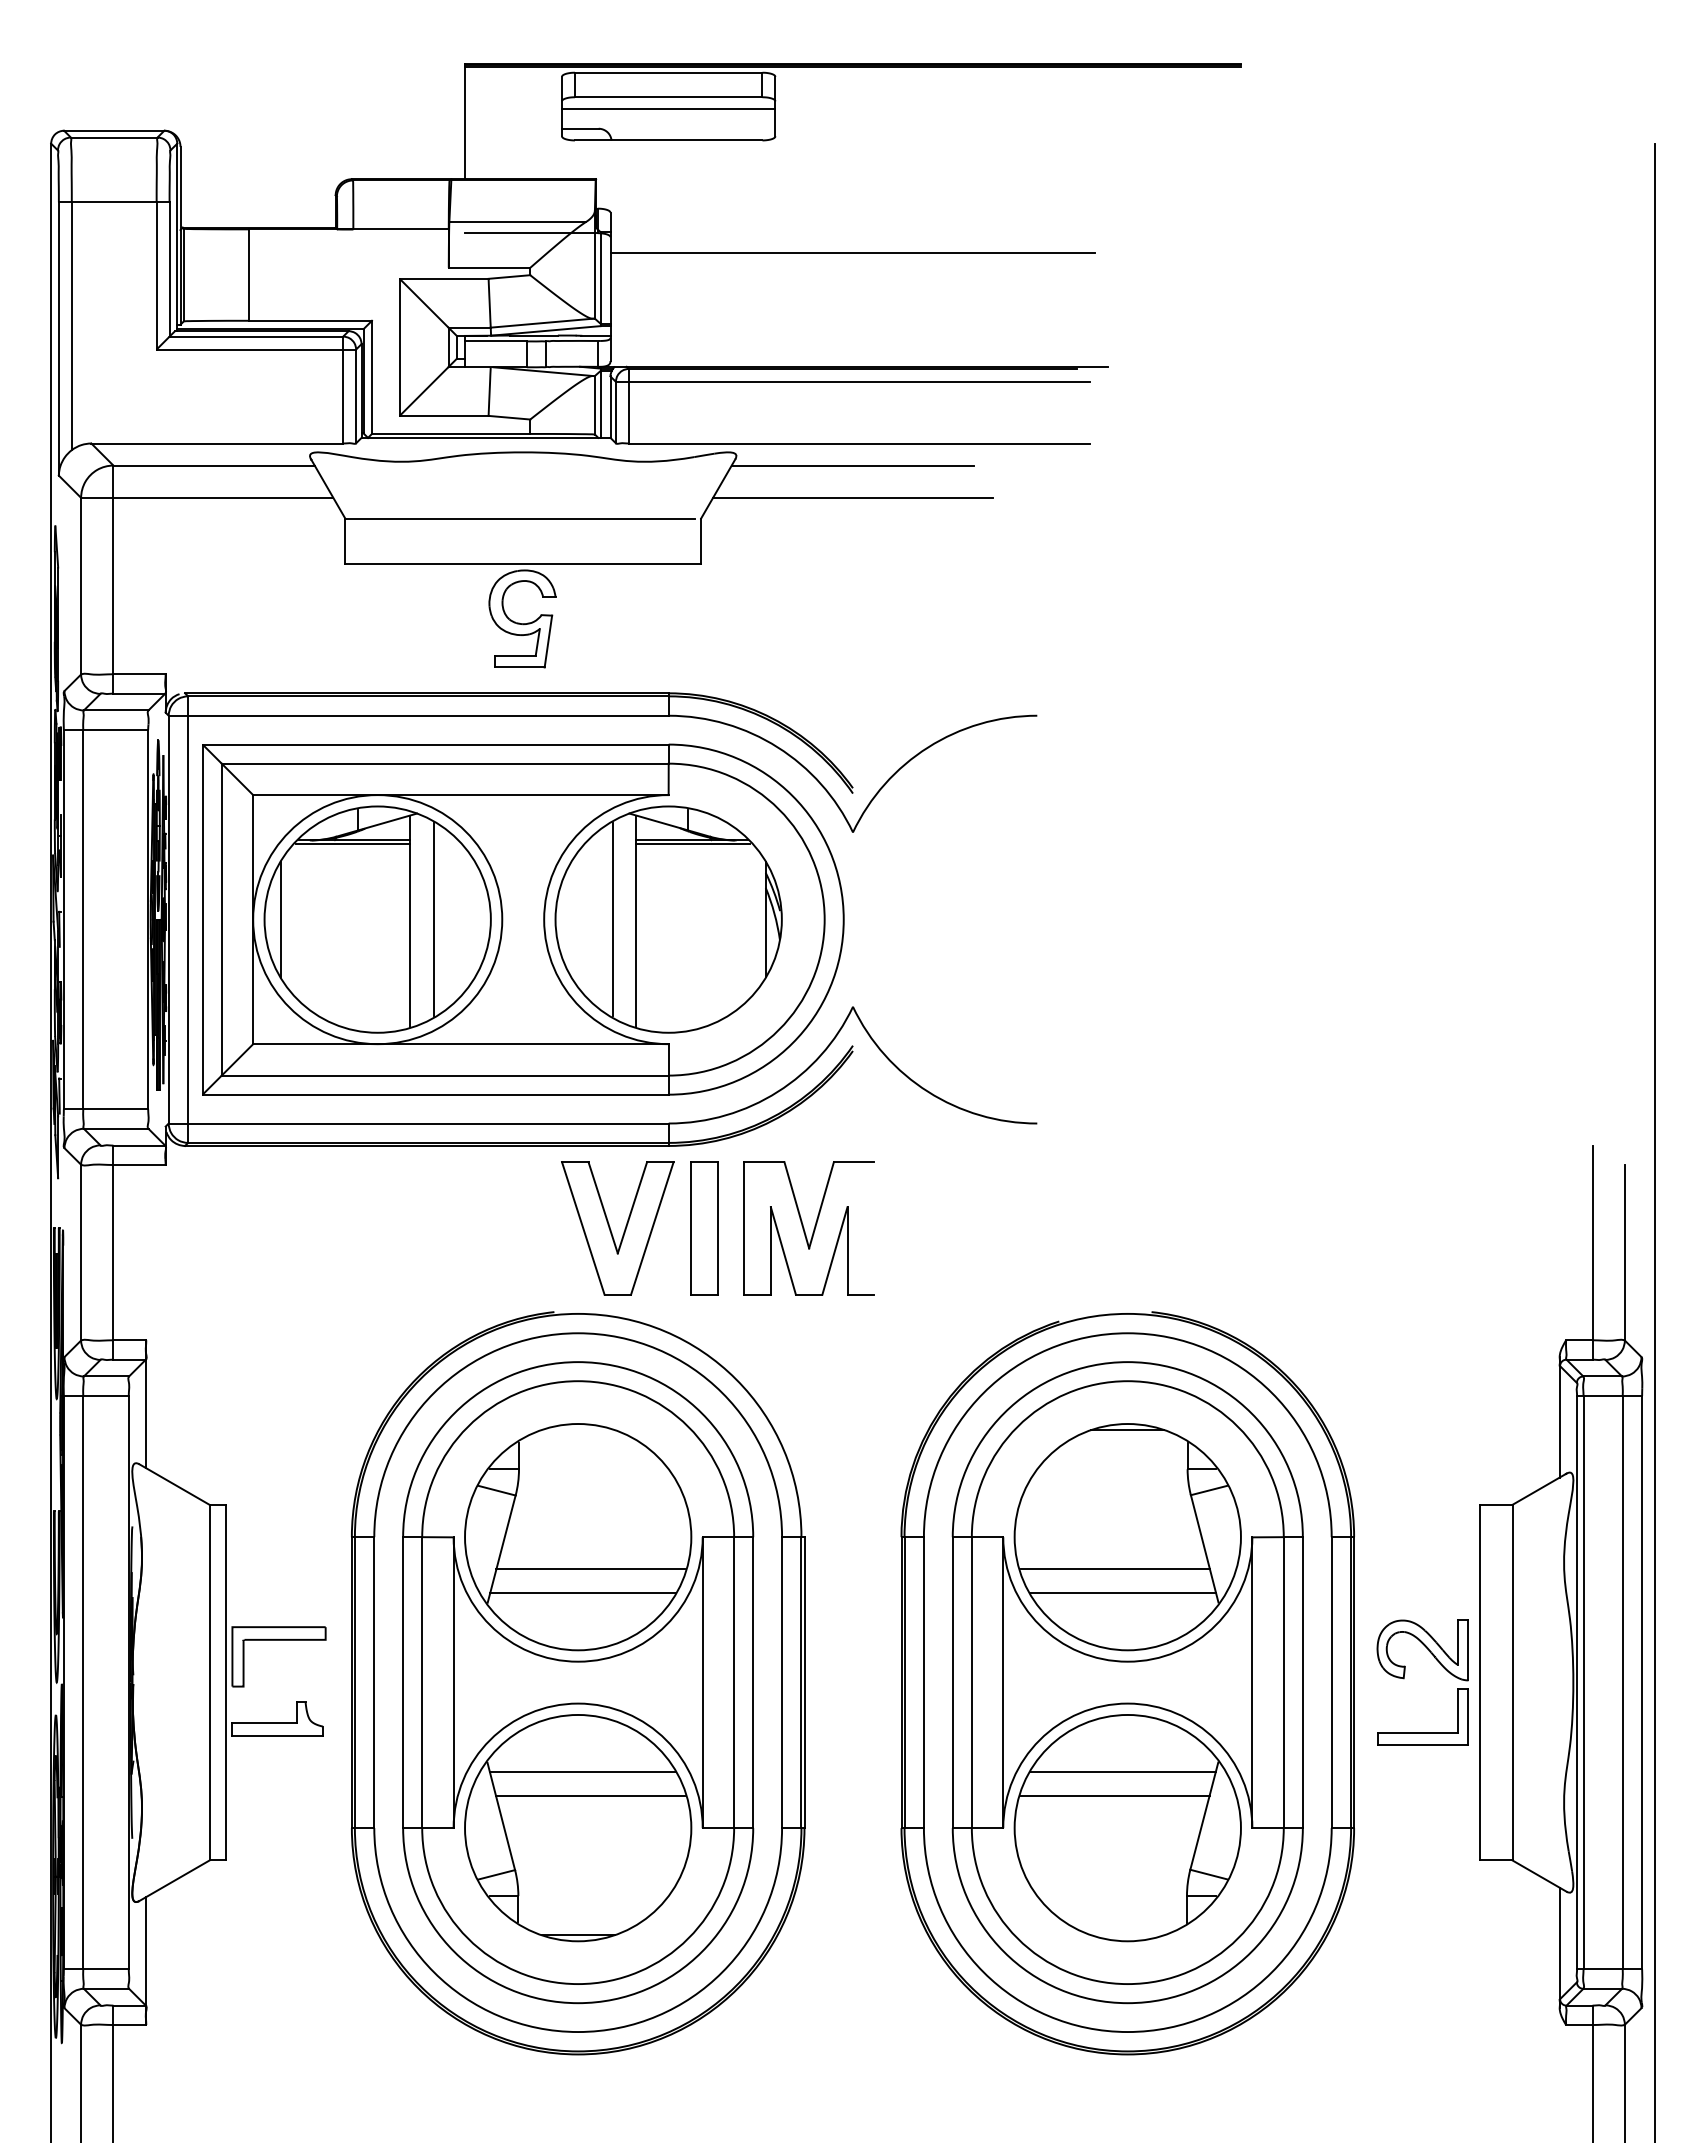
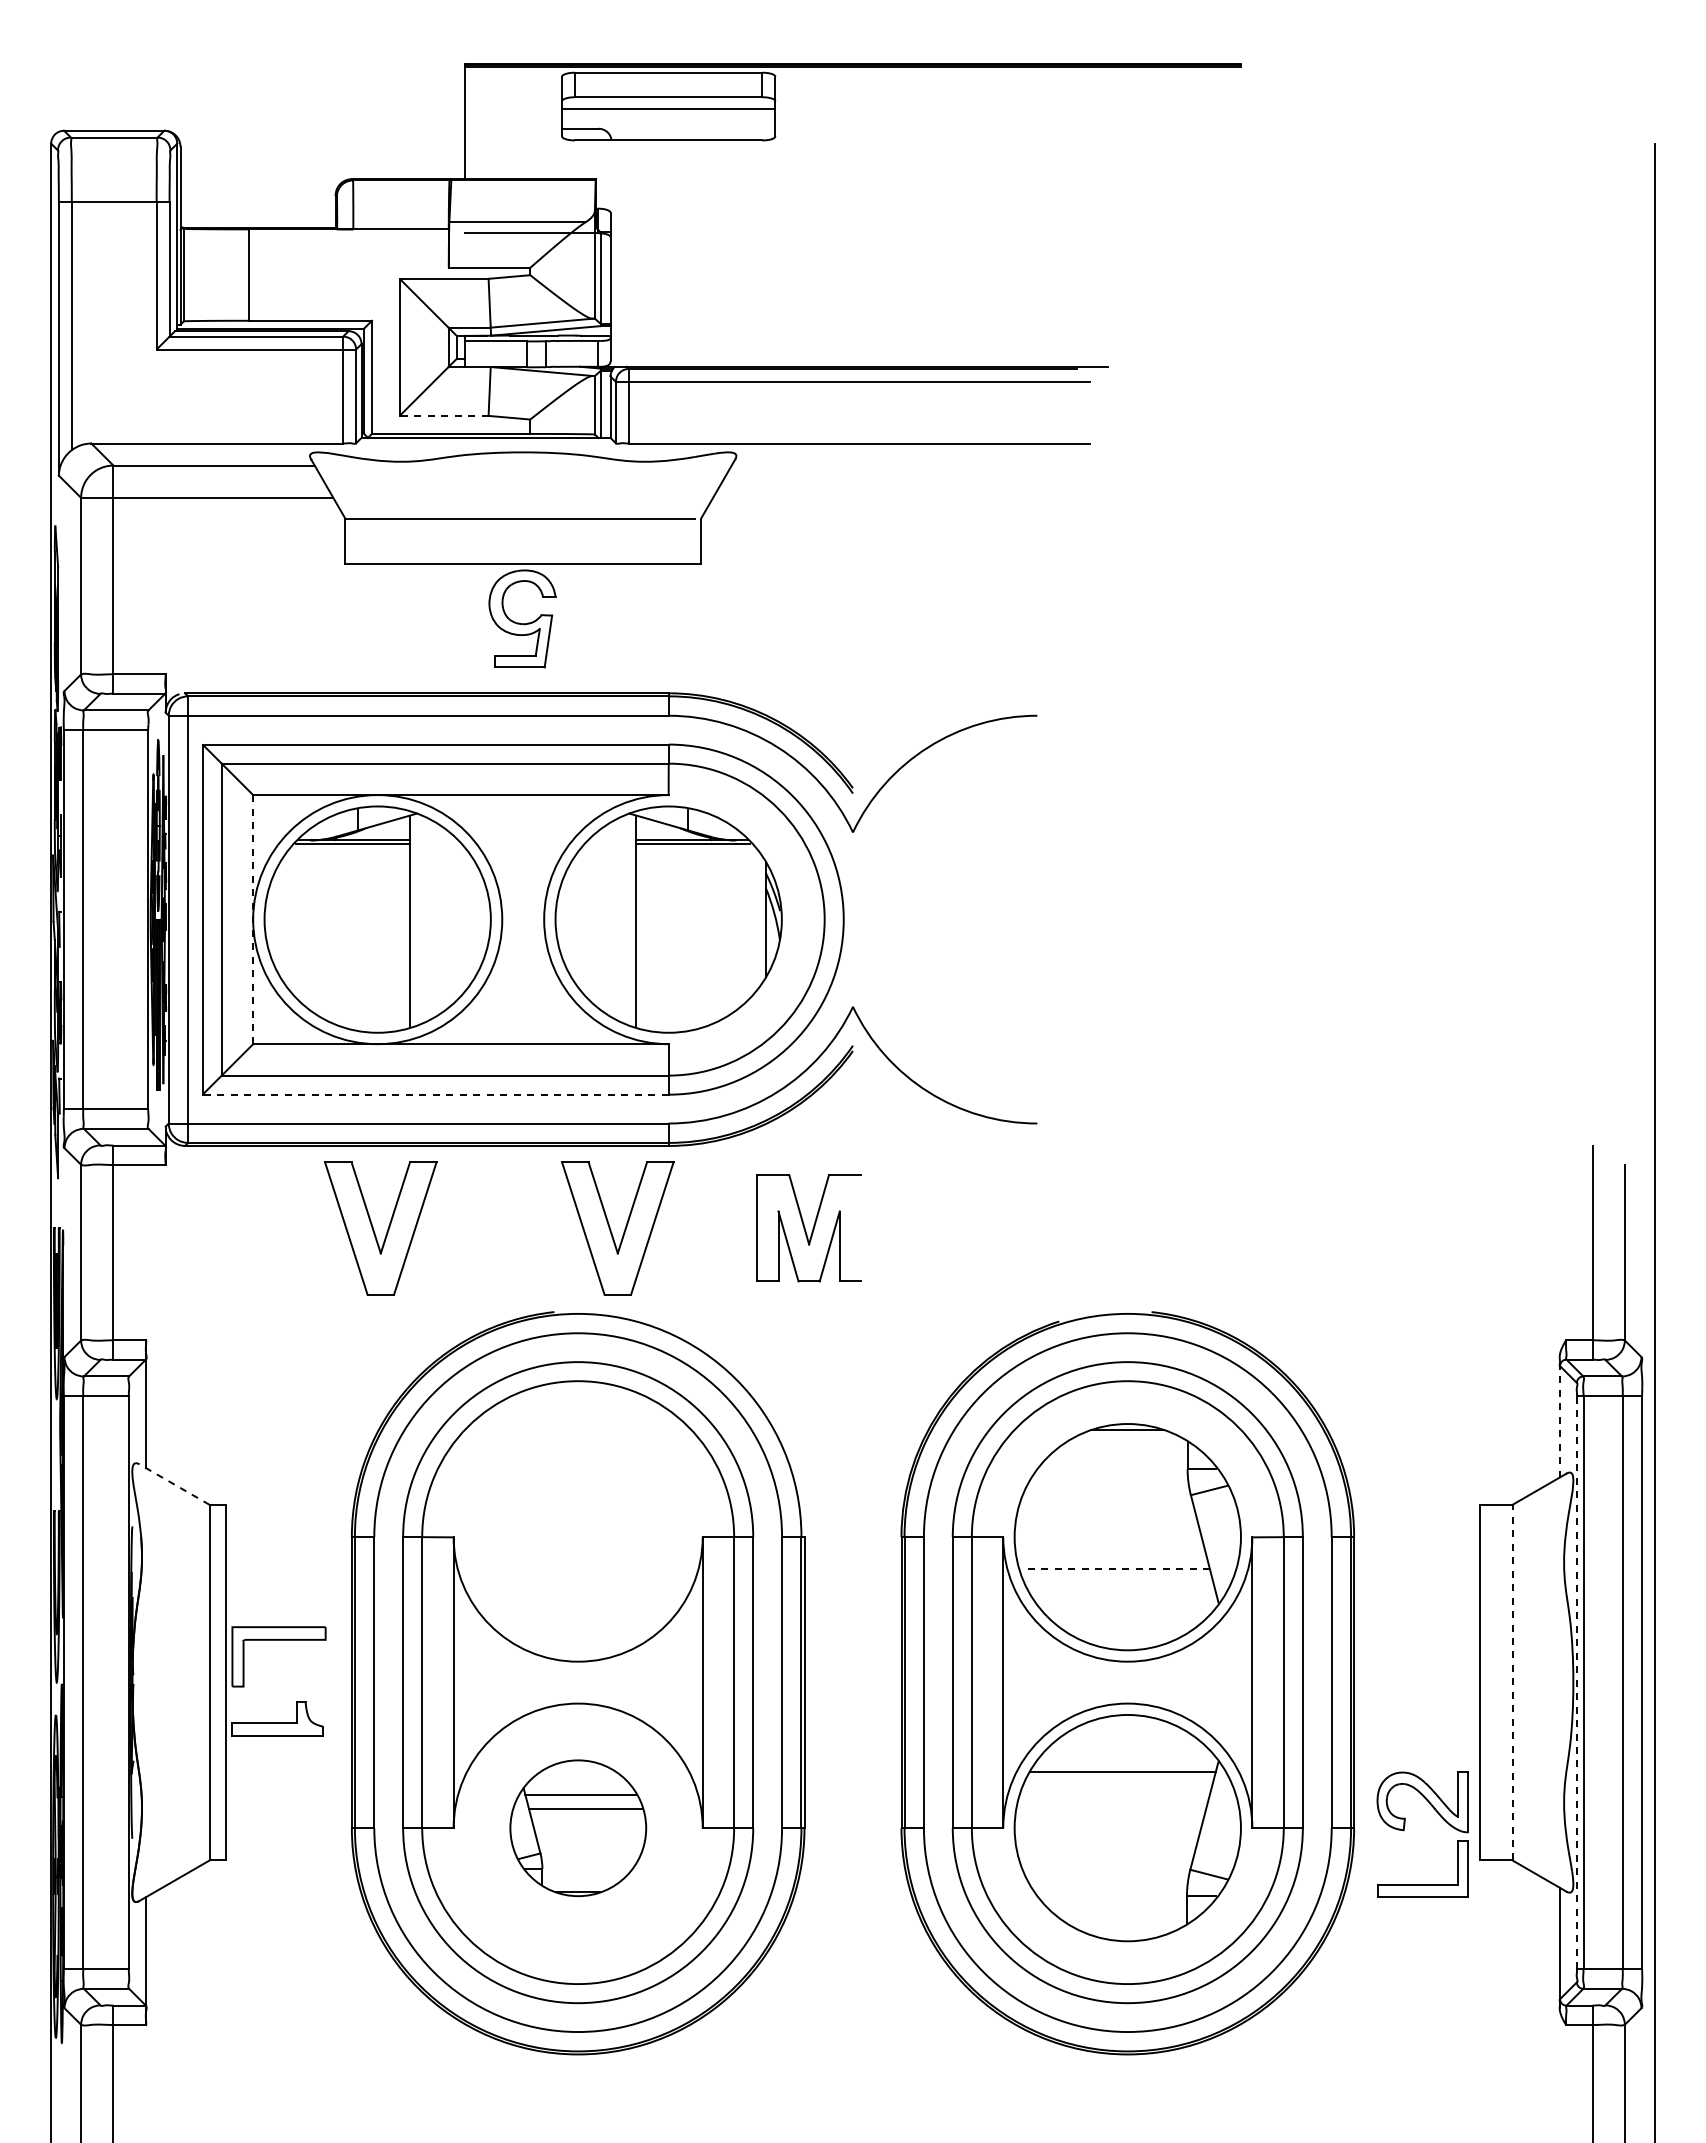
line: present -> none (852, 253)
line: solid -> dashed (443, 415)
line: present -> none (852, 465)
line: present -> none (852, 497)
line: solid -> dashed (253, 919)
line: present -> none (280, 919)
line: present -> none (433, 919)
line: present -> none (612, 919)
line: solid -> dashed (435, 1094)
part: present -> none (704, 1228)
part size: 132x135 px -> 106x109 px (808, 1228)
part: none -> present (374, 1229)
line: solid -> dashed (1559, 1416)
line: solid -> dashed (174, 1484)
part: present -> none (578, 1537)
line: solid -> dashed (1115, 1569)
line: present -> none (1122, 1593)
part position: (1404, 1679) -> (1404, 1831) (1404, 1831)
line: solid -> dashed (1512, 1682)
line: solid -> dashed (1577, 1682)
line: present -> none (1114, 1795)
part size: 229x229 px -> 139x139 px (578, 1828)
